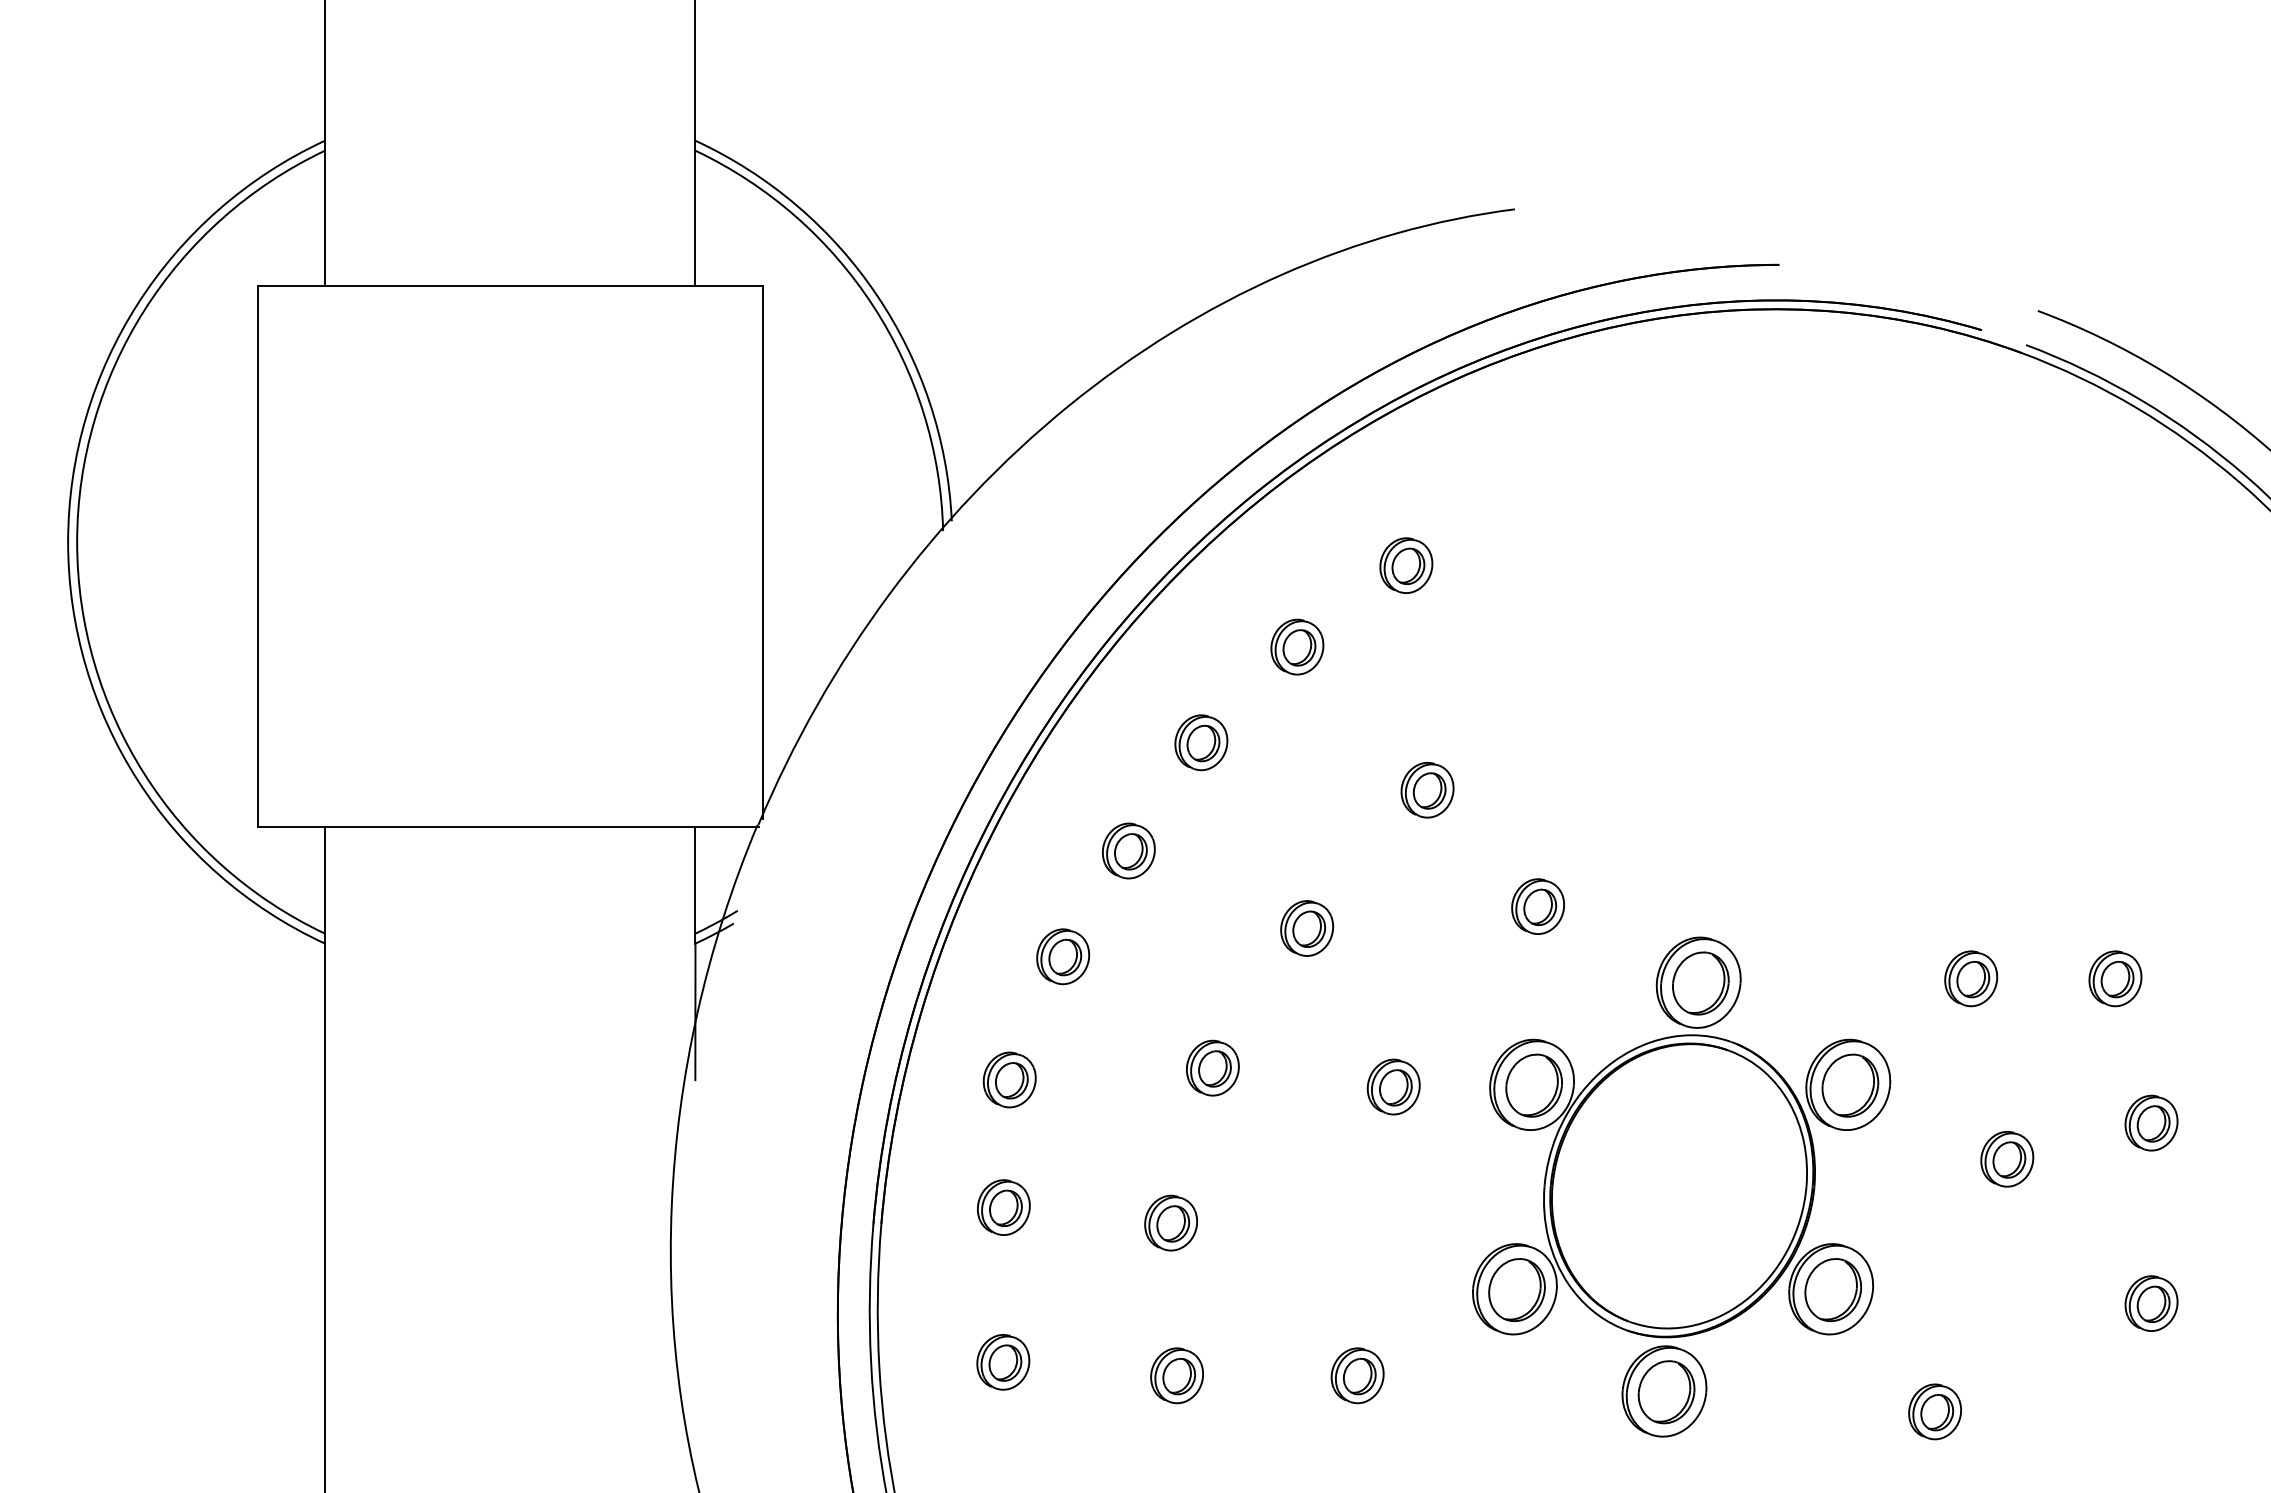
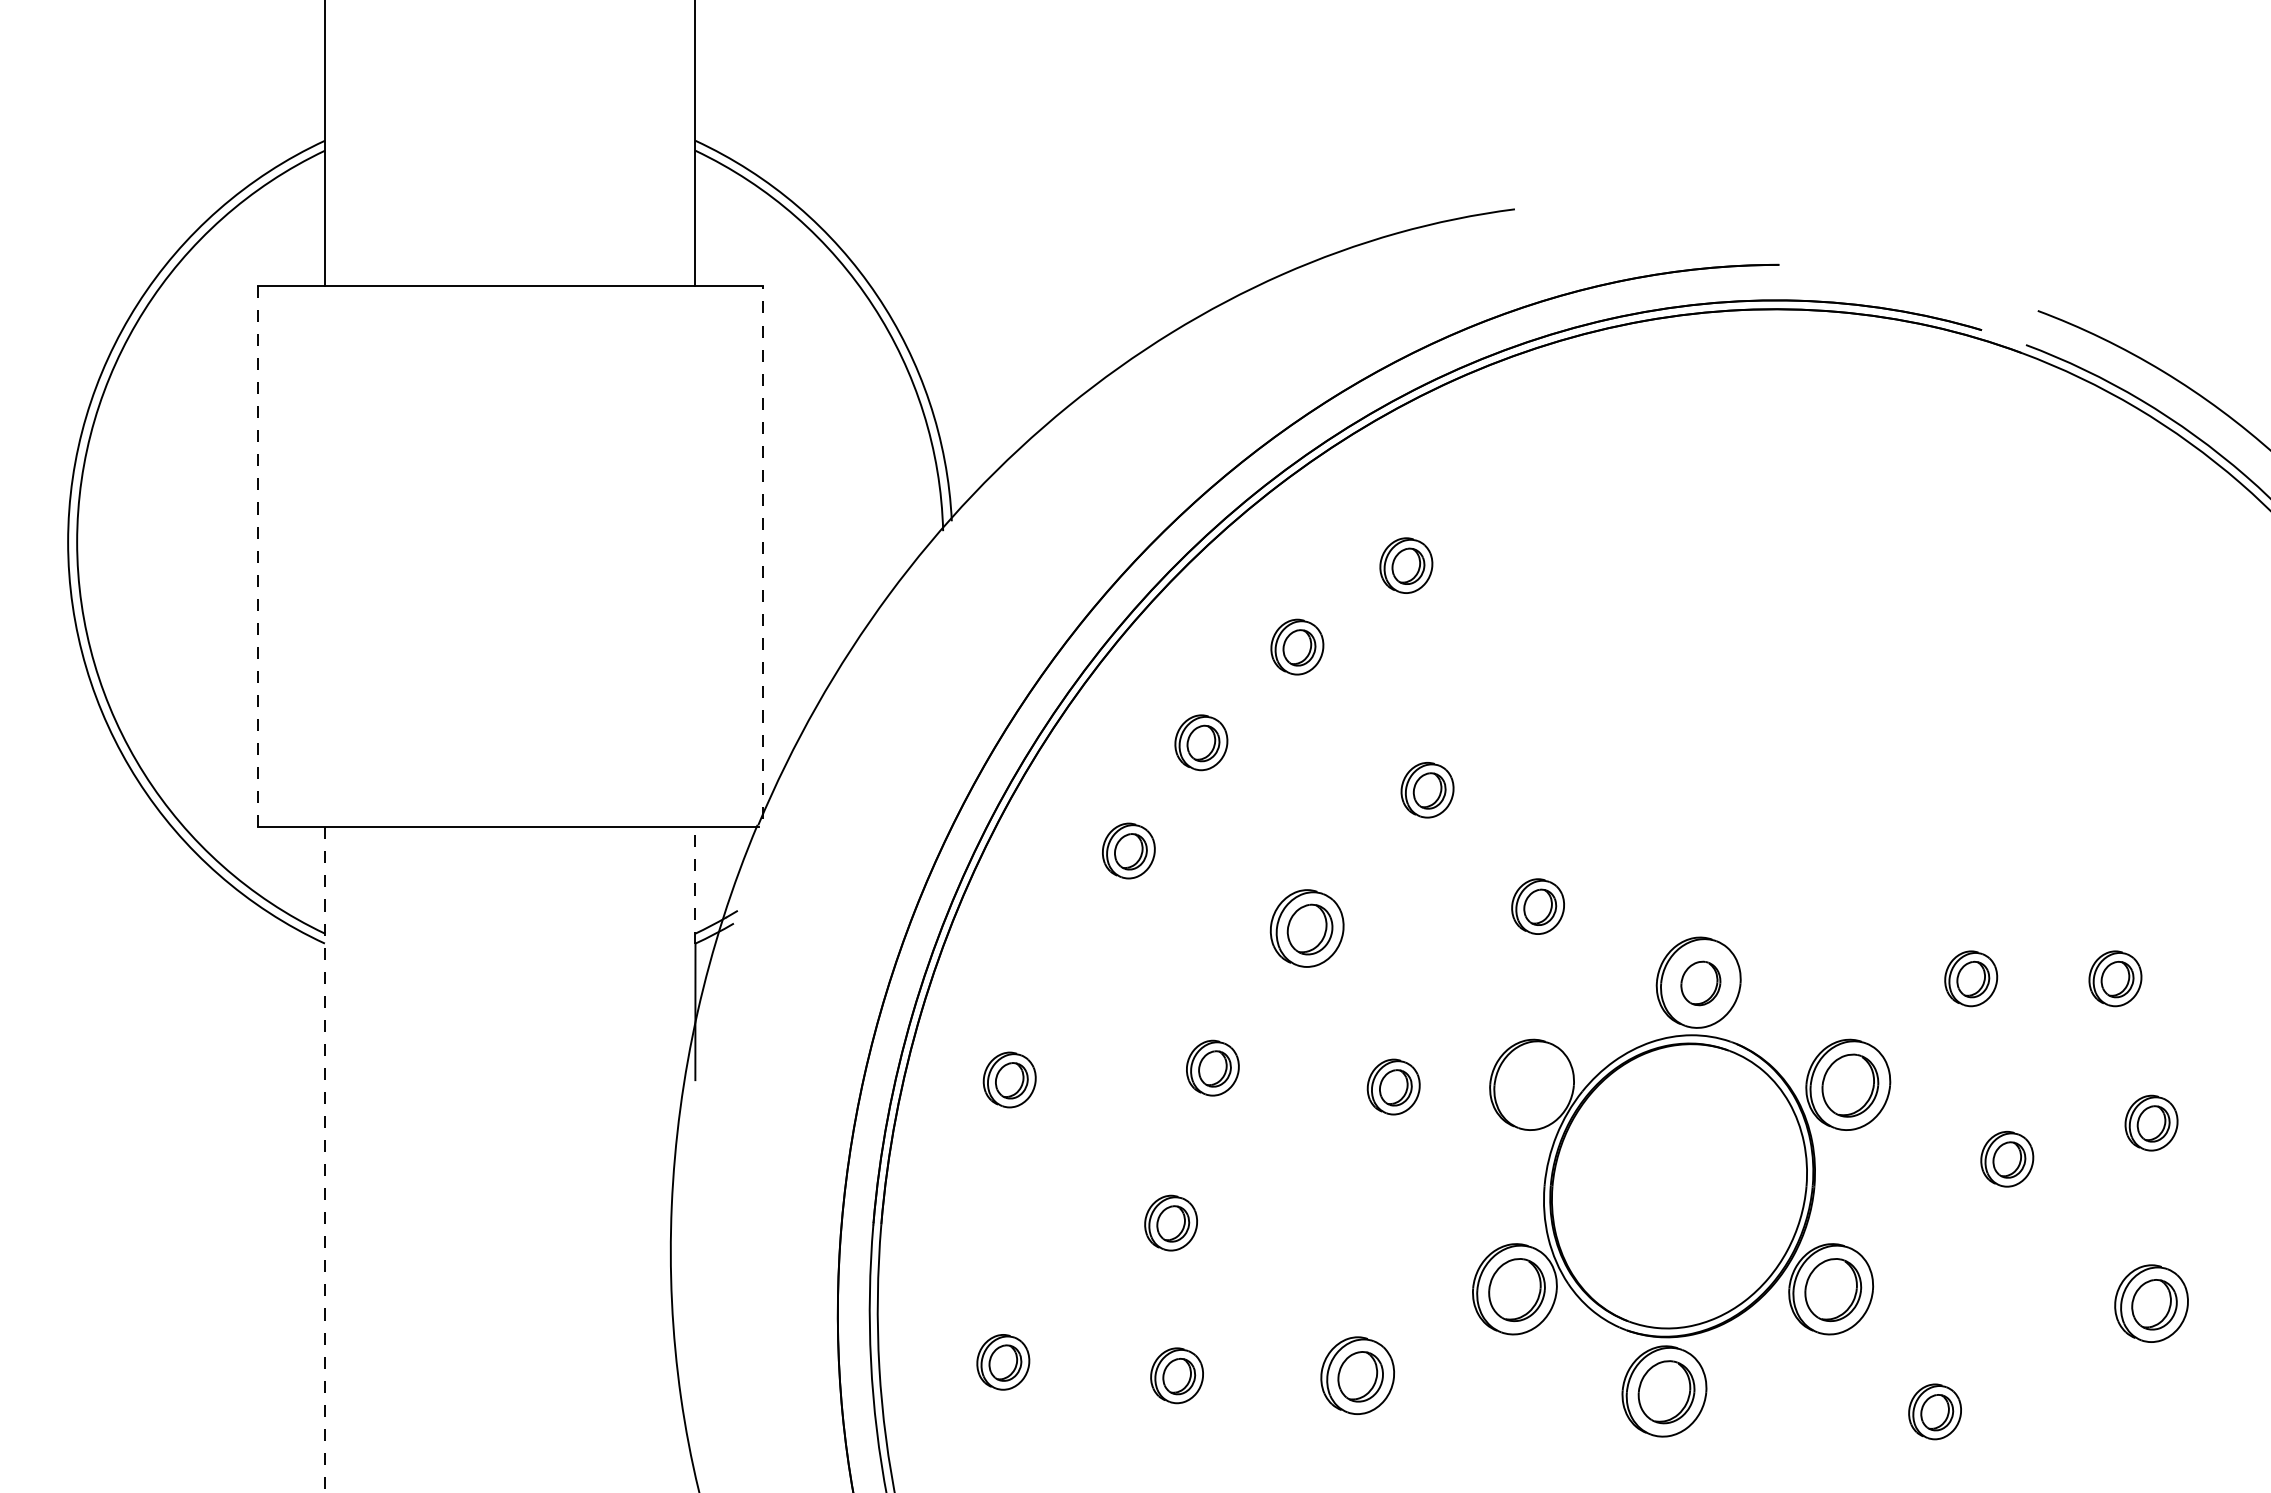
line: solid -> dashed (762, 551)
line: solid -> dashed (257, 556)
line: solid -> dashed (695, 884)
part size: 54x57 px -> 76x79 px (1306, 928)
part: present -> none (1063, 956)
part size: 58x65 px -> 42x47 px (1700, 983)
part: present -> none (1533, 1085)
line: solid -> dashed (325, 1160)
part: present -> none (1003, 1207)
part size: 55x57 px -> 75x79 px (2151, 1303)
part size: 55x58 px -> 75x79 px (1357, 1375)
